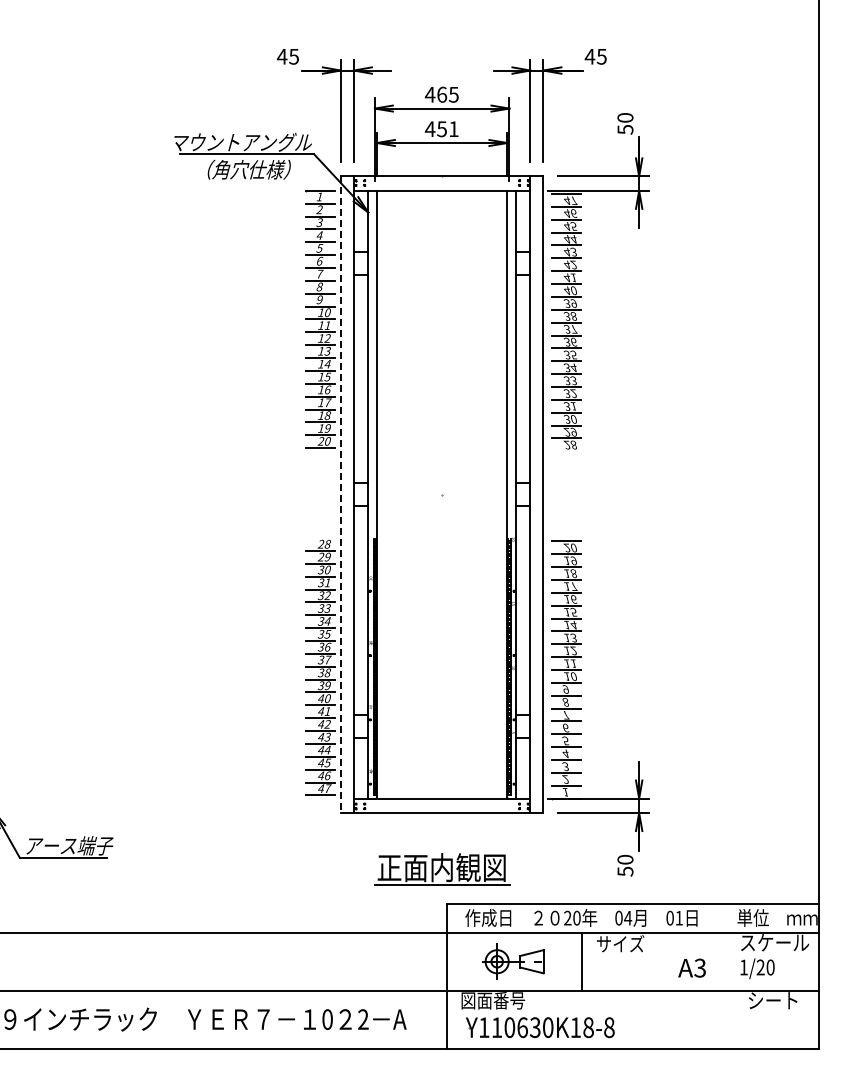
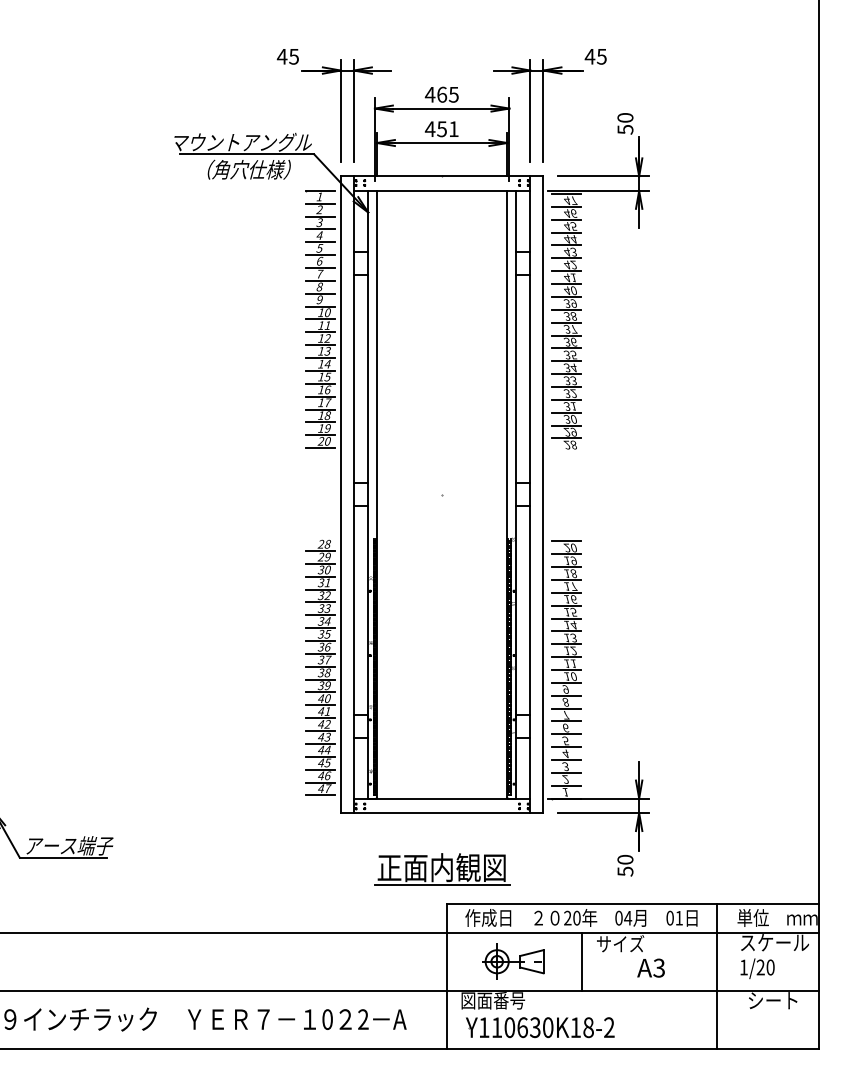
line: dashed -> solid (340, 495)
text position: (691, 967) -> (650, 967) (650, 967)
line: none -> present (717, 975)
text: Y110630K18-8 -> Y110630K18-2 (609, 1027)
